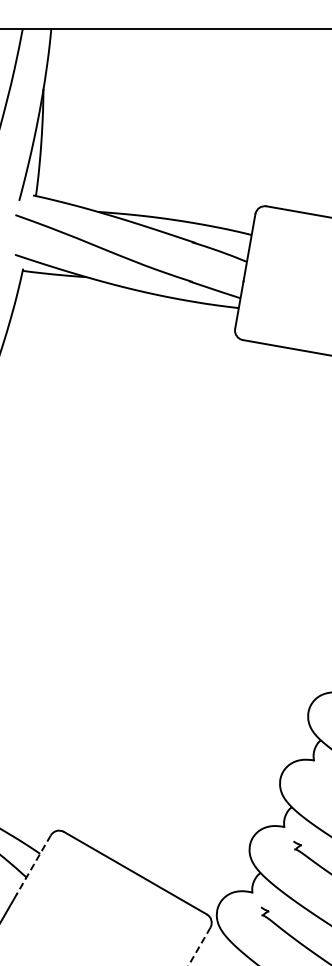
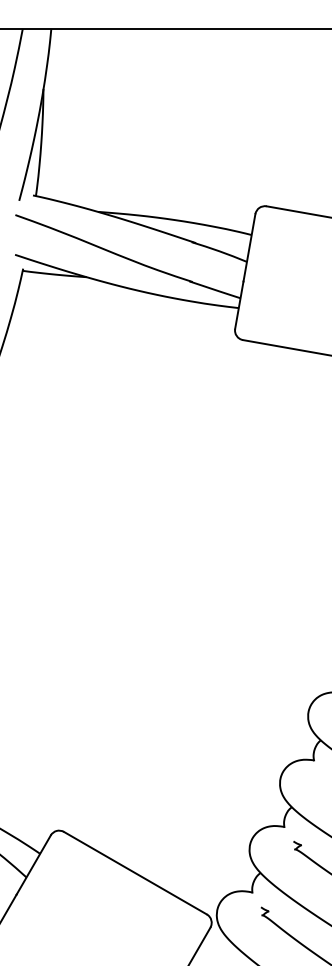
line: dashed -> solid (33, 865)
line: dashed -> solid (199, 946)
